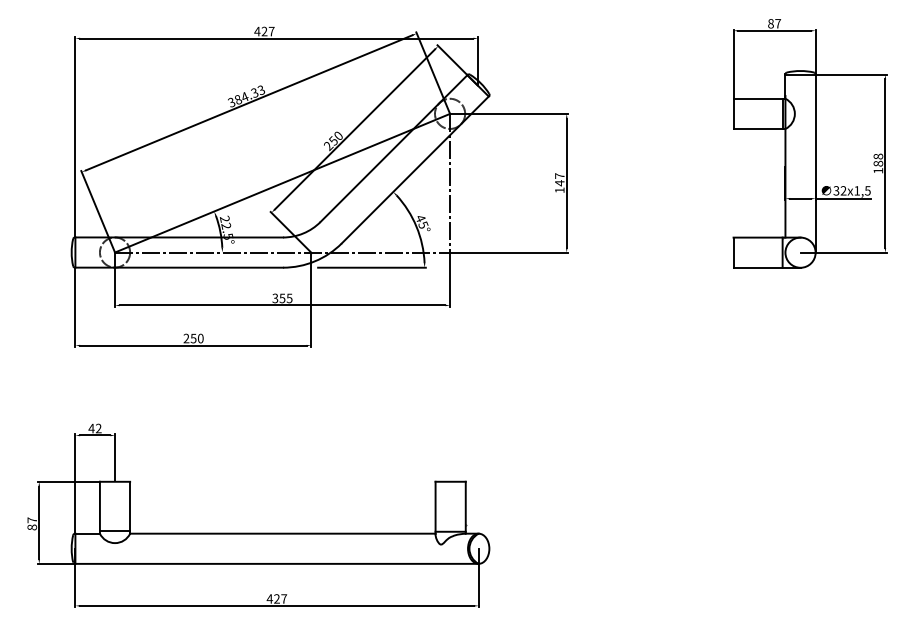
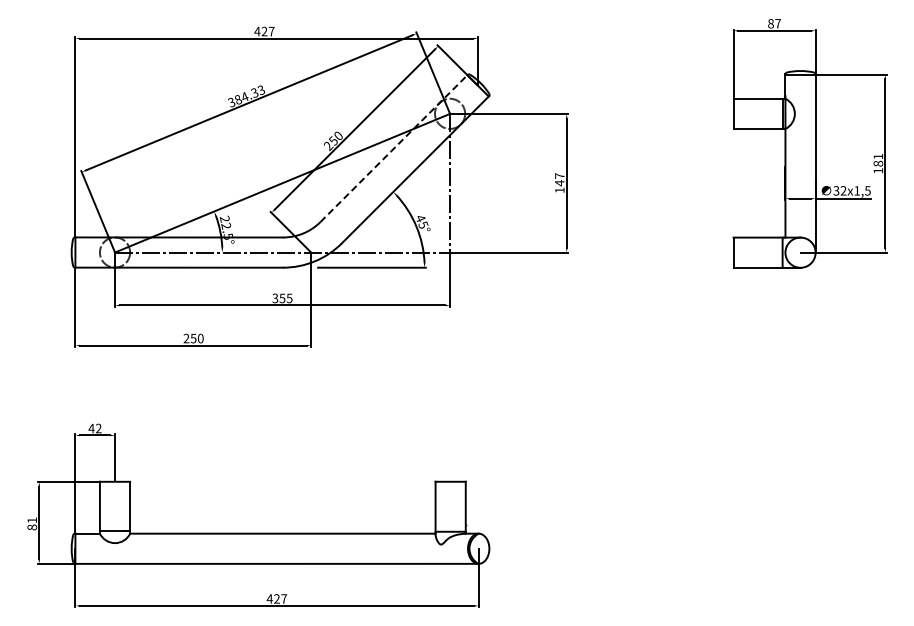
line: solid -> dashed (394, 148)
text: 188 -> 181 (878, 156)
text: 87 -> 81 (31, 520)
